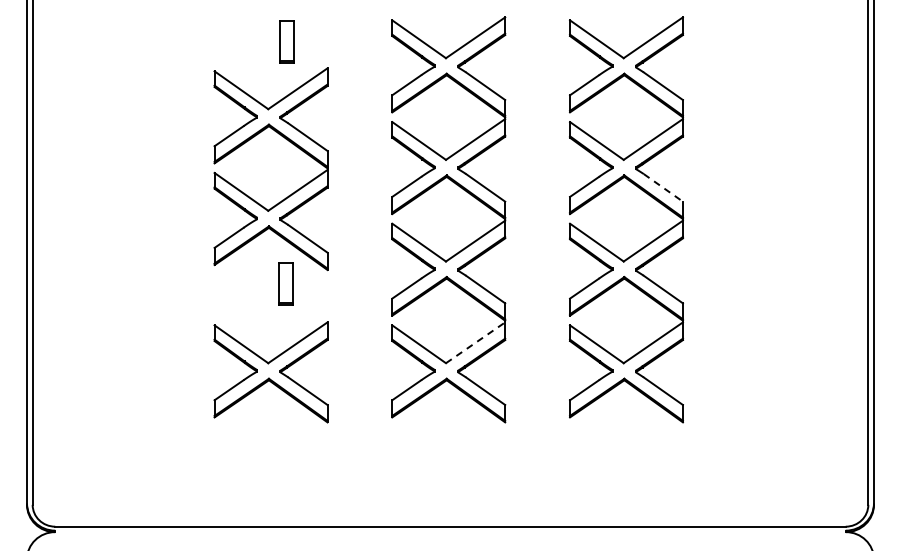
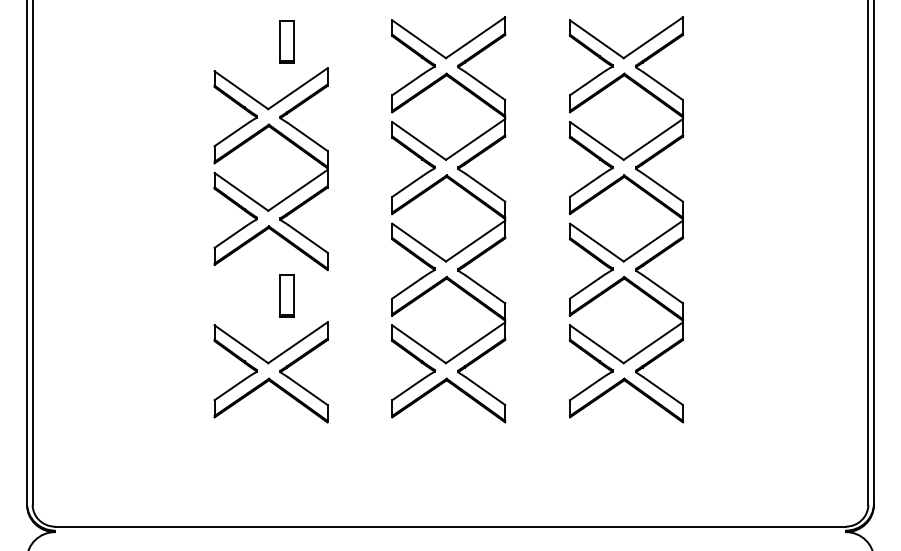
line: dashed -> solid (663, 187)
part position: (285, 283) -> (286, 295) (286, 295)
line: dashed -> solid (475, 342)
